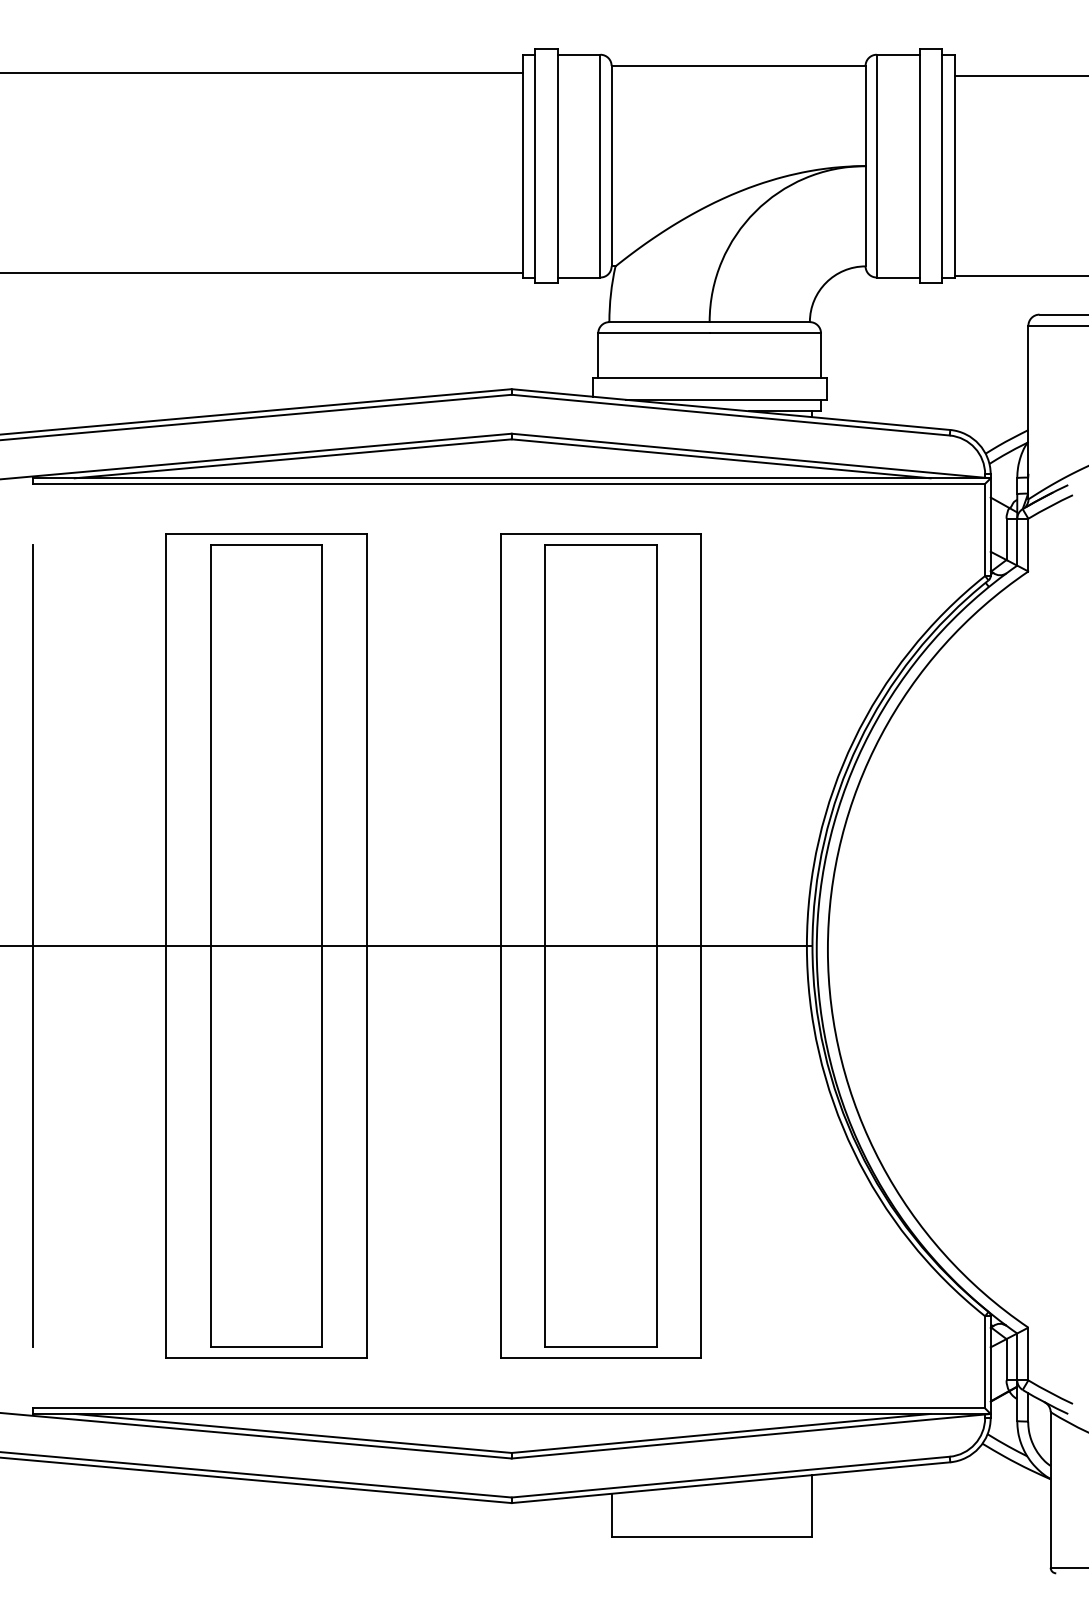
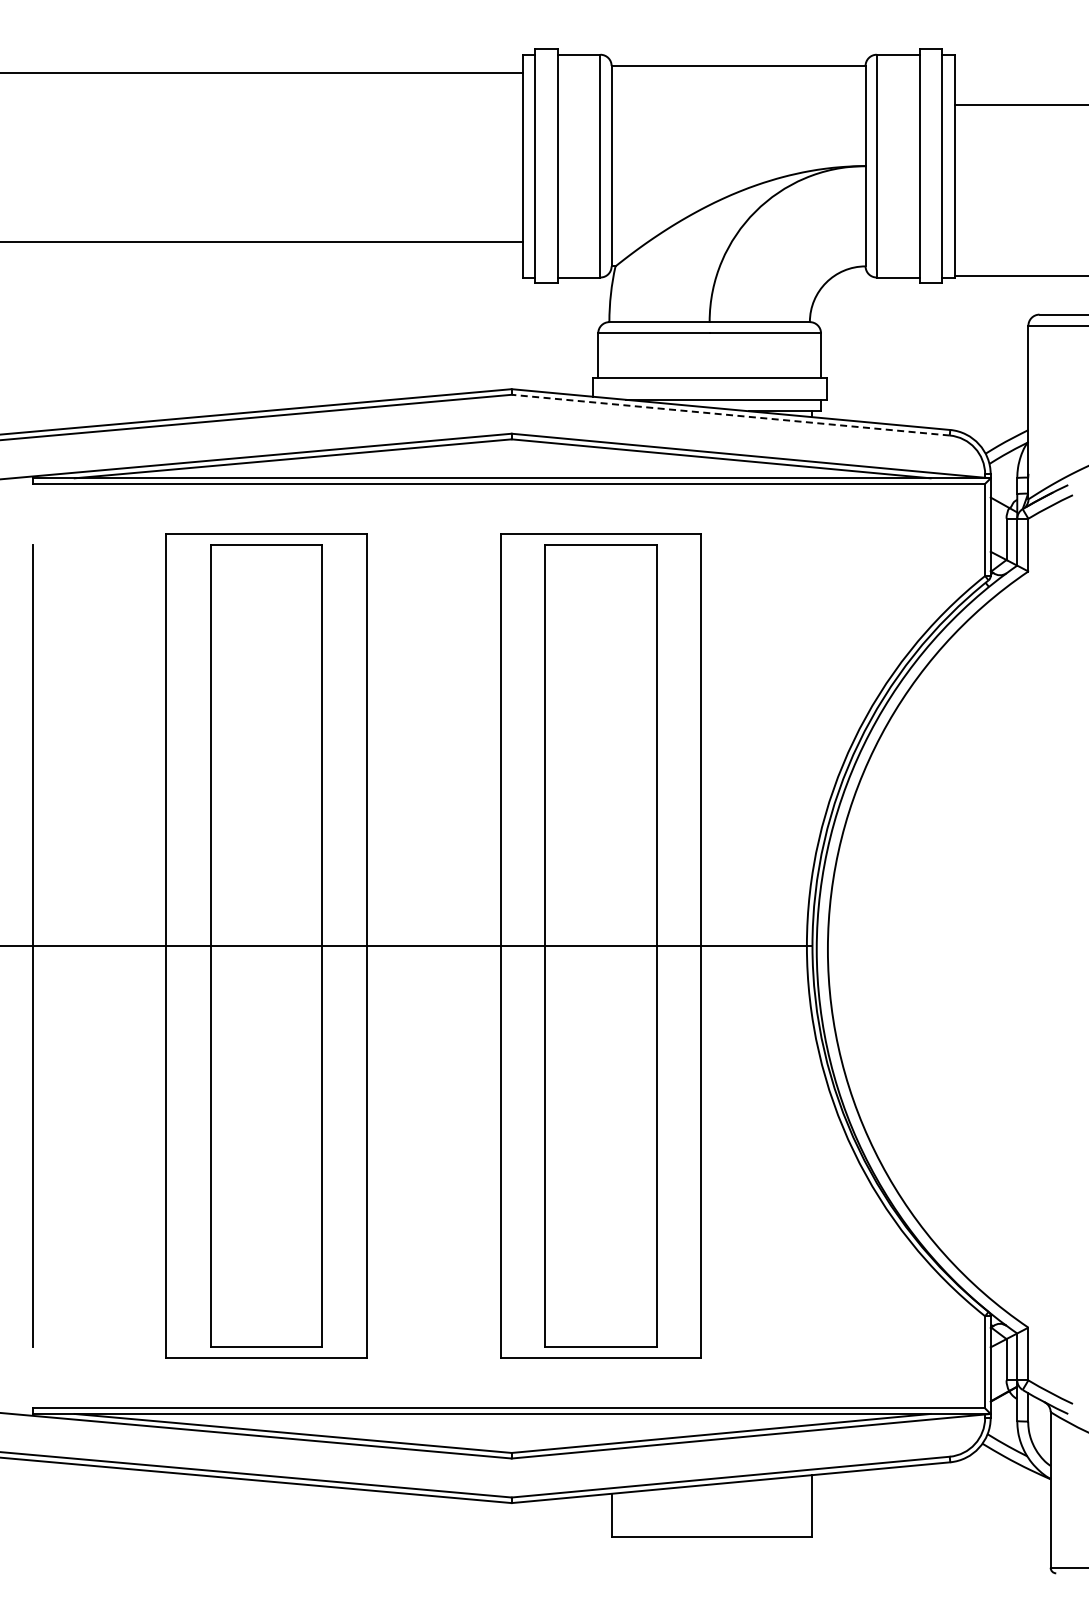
line position: (1019, 75) -> (1019, 104) (1019, 104)
line position: (262, 273) -> (262, 242) (262, 242)
line: solid -> dashed (730, 415)
